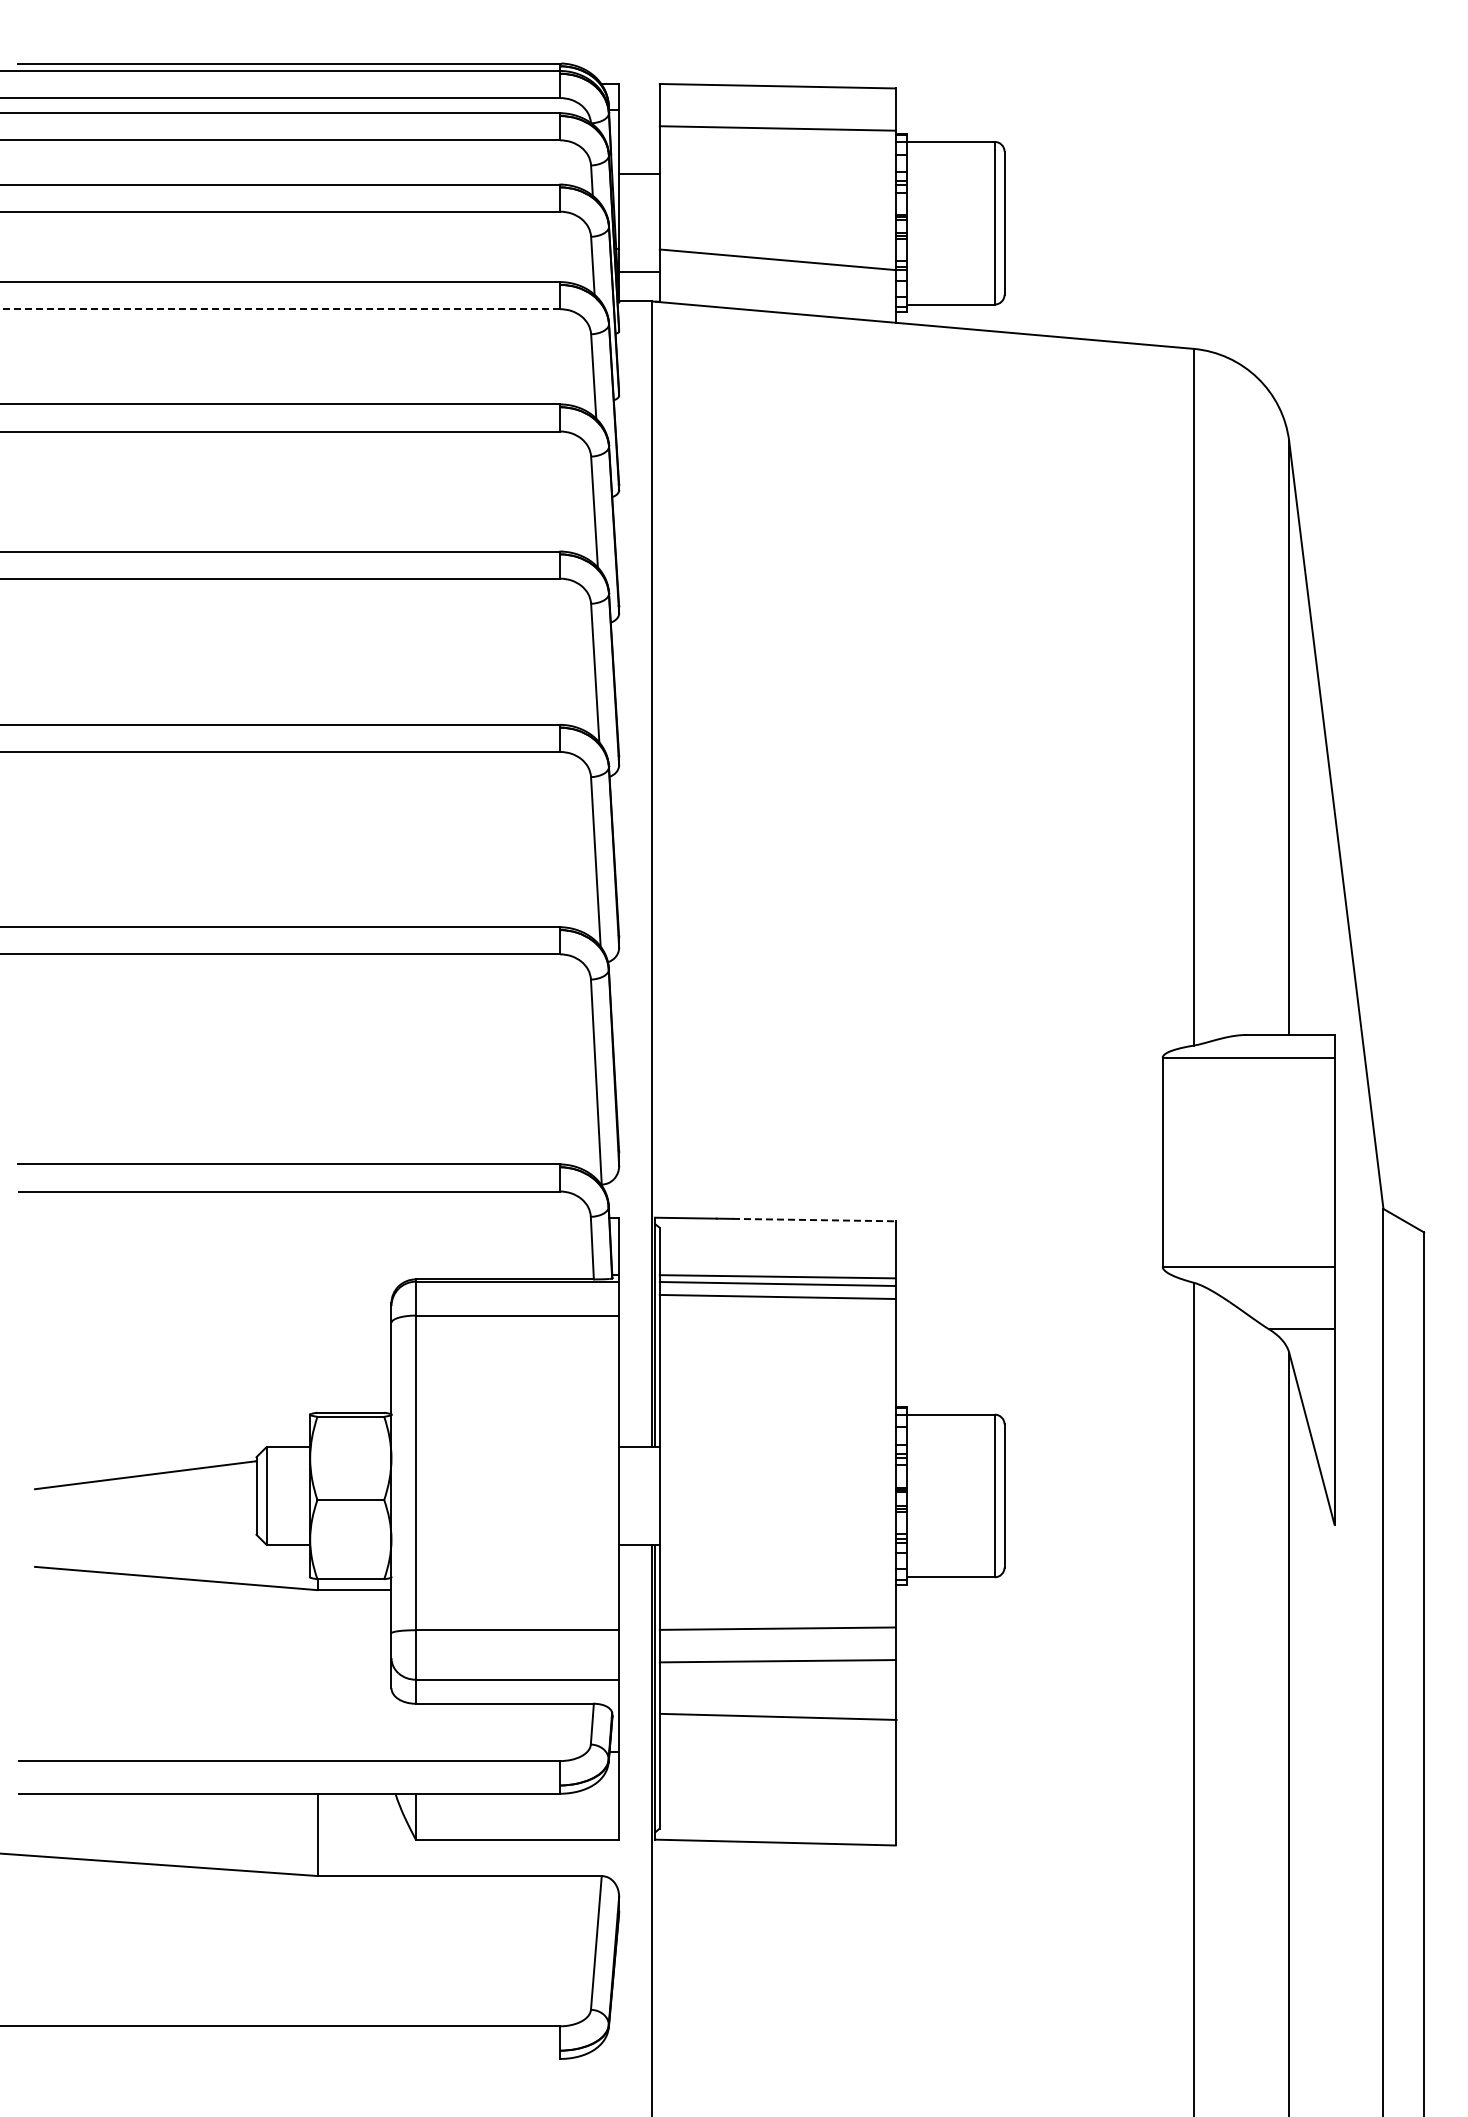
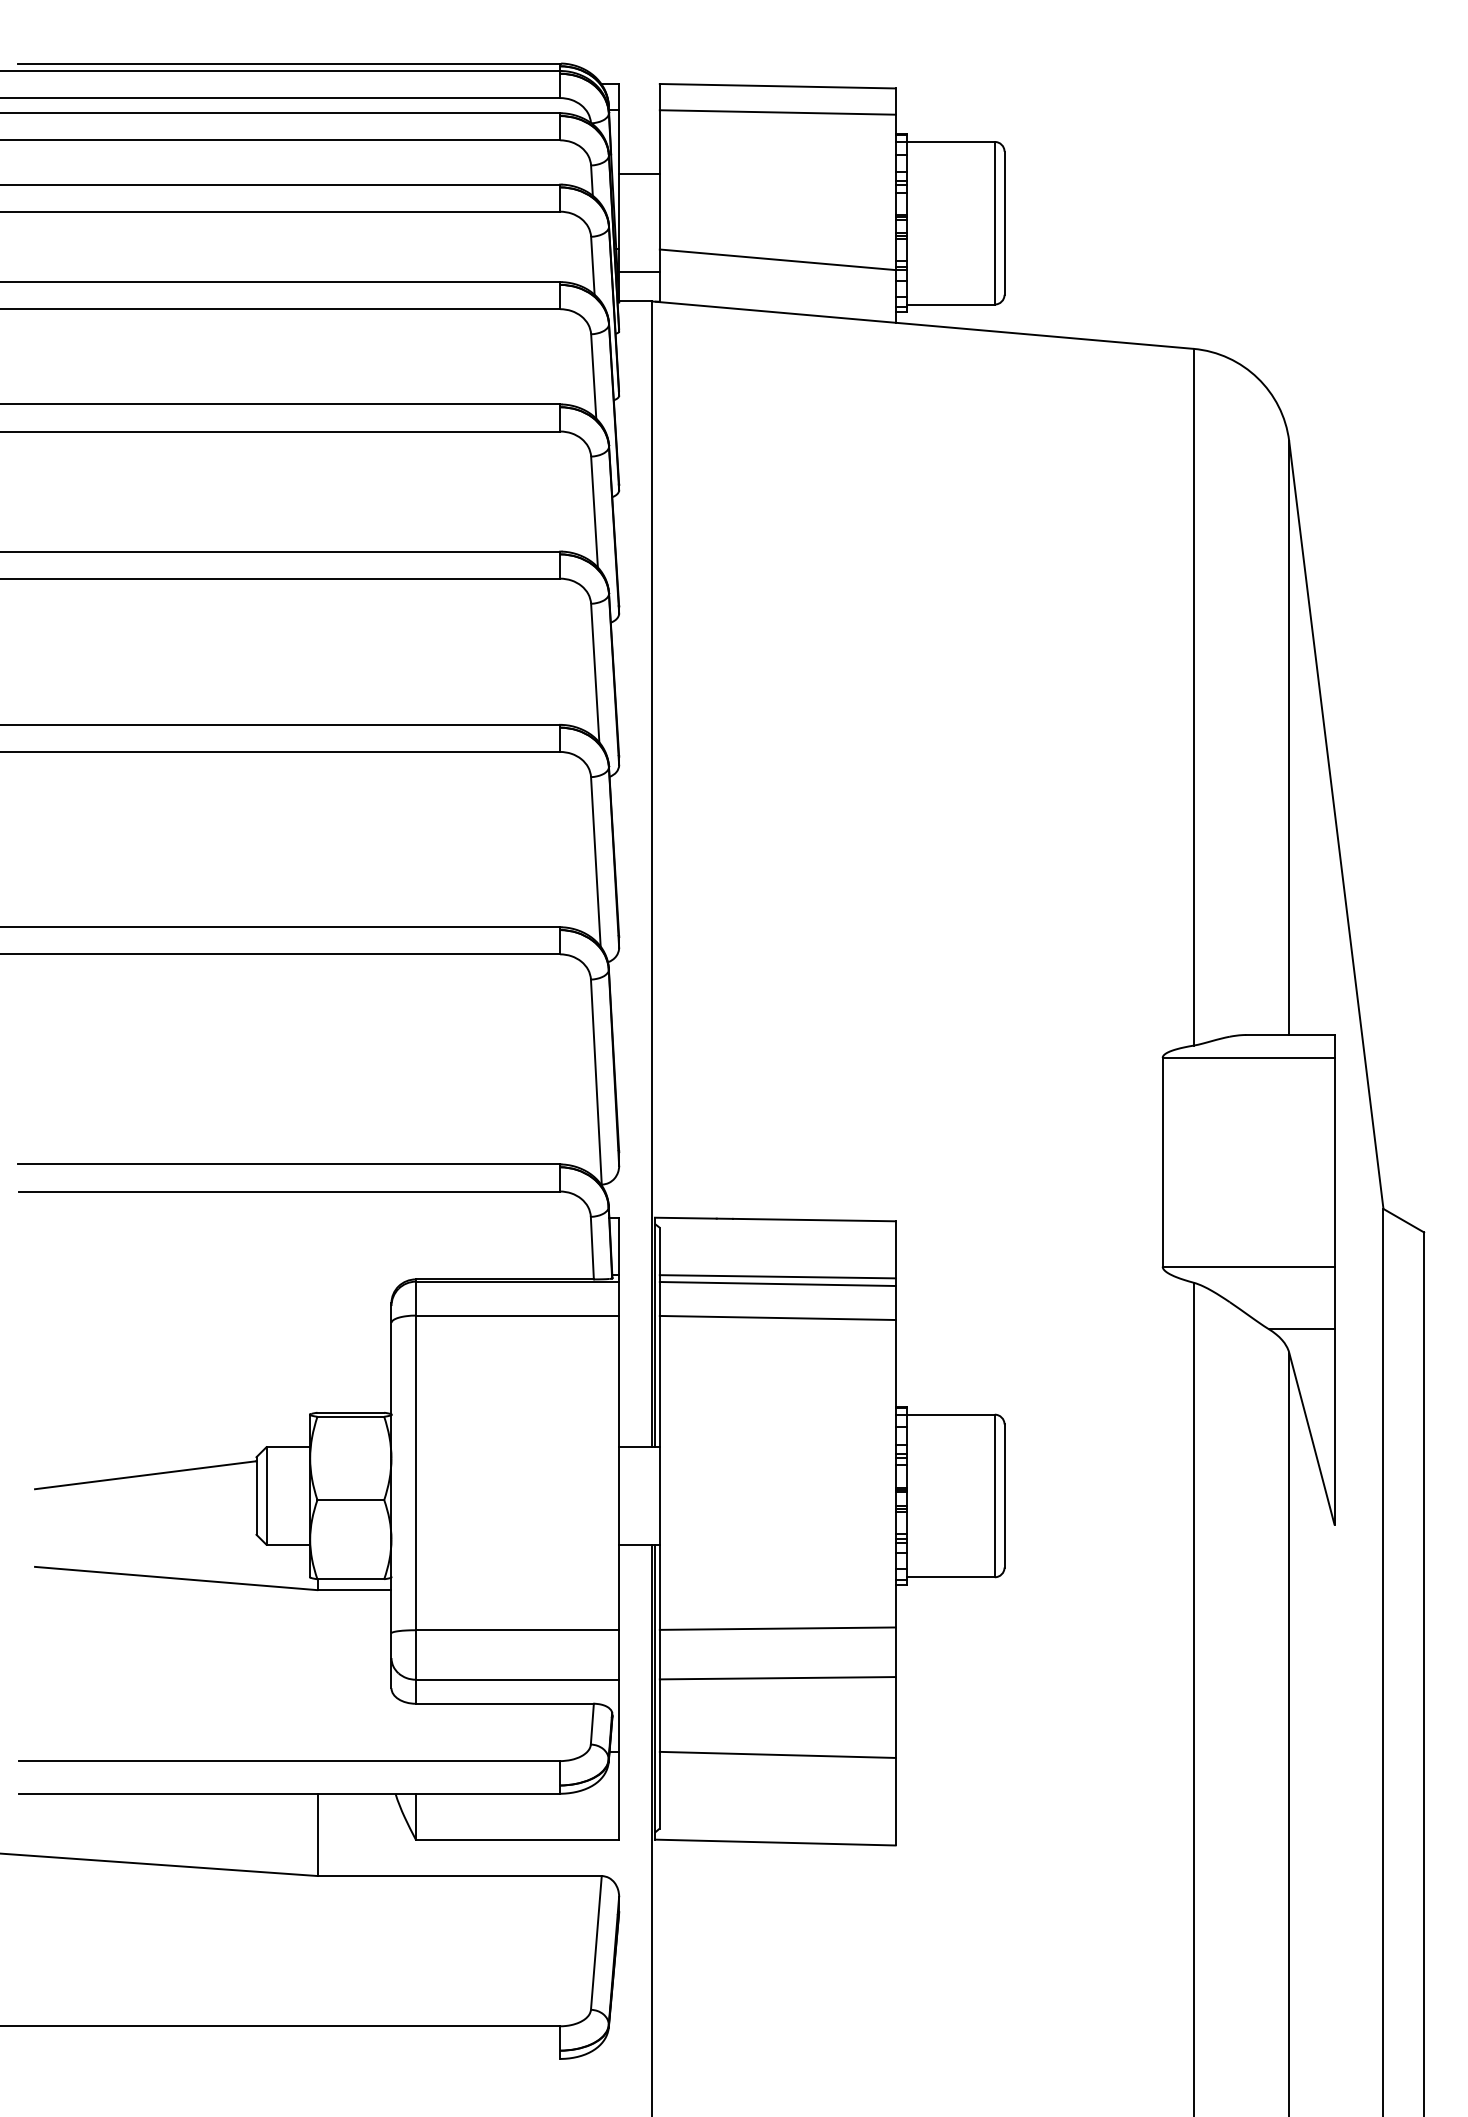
line position: (777, 128) -> (777, 112) (777, 112)
line: dashed -> solid (280, 309)
line: dashed -> solid (814, 1220)
line position: (777, 1296) -> (777, 1317) (777, 1317)
line position: (777, 1661) -> (777, 1678) (777, 1678)
line position: (778, 1716) -> (777, 1754) (777, 1754)
